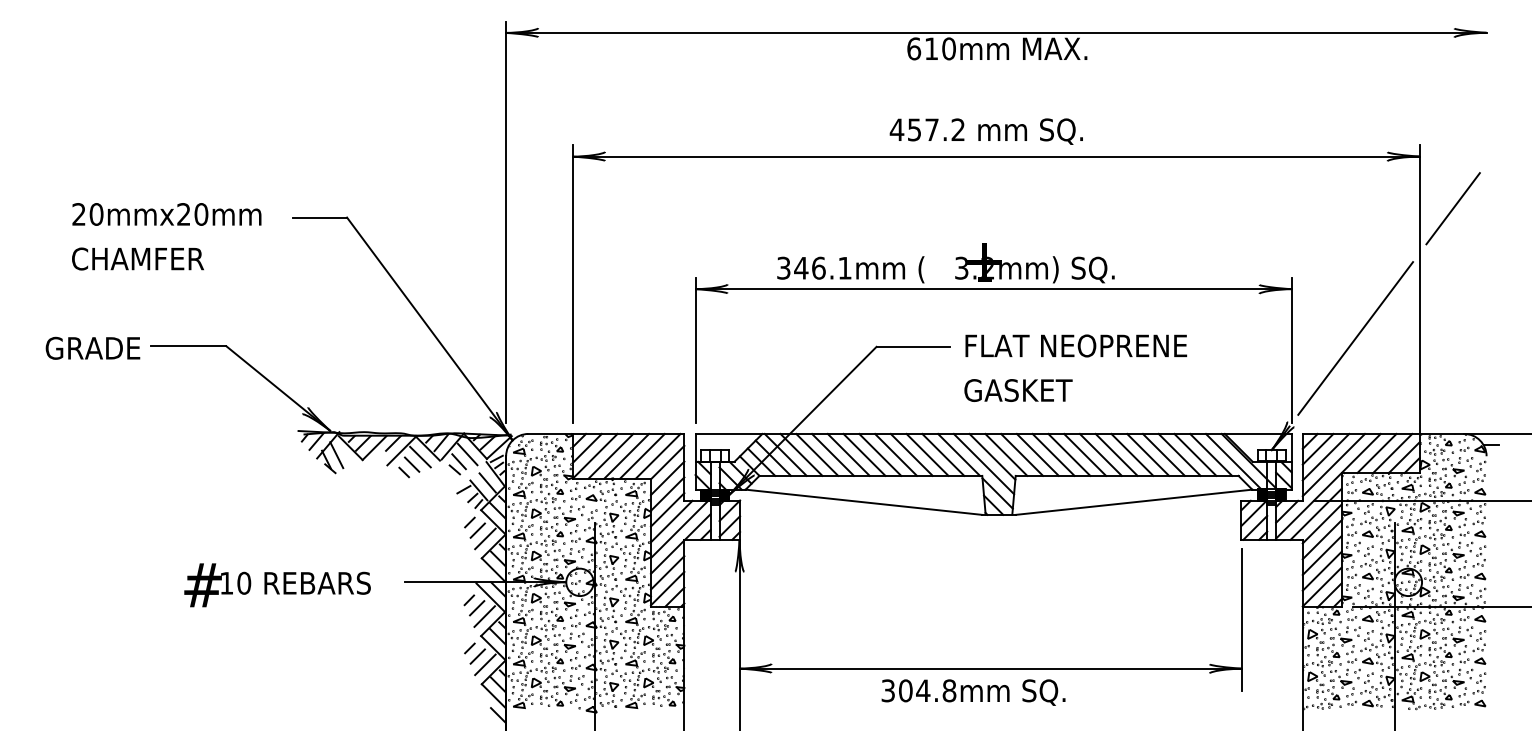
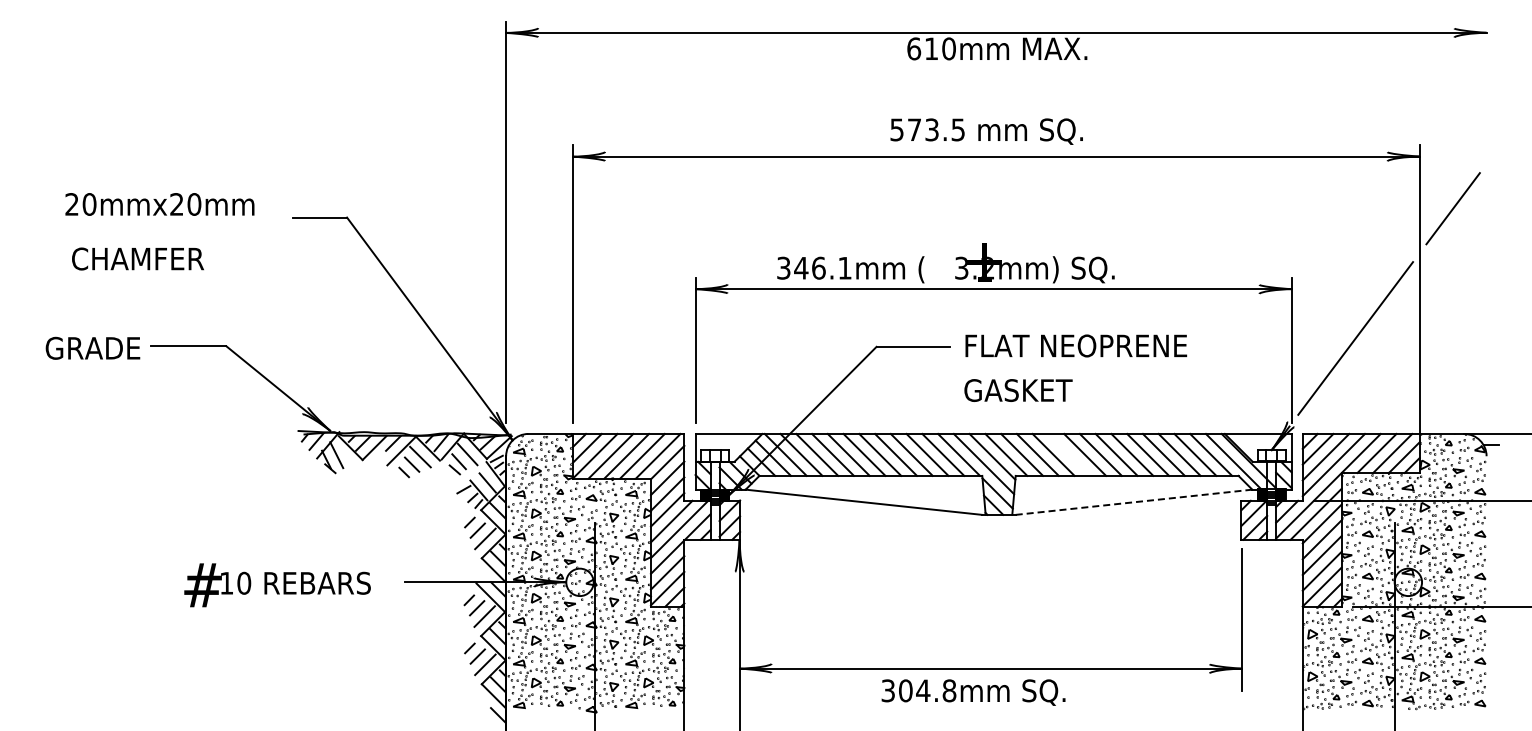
text: 457.2 -> 573.5 (926, 129)
text position: (166, 214) -> (159, 204) (159, 204)
line: present -> none (1069, 454)
line: solid -> dashed (1134, 502)
